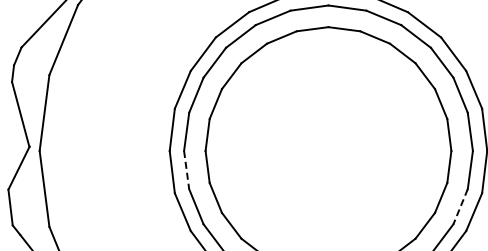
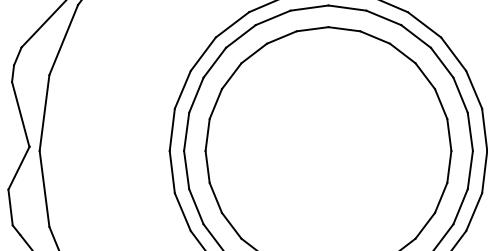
line: dashed -> solid (186, 170)
line: dashed -> solid (460, 206)
